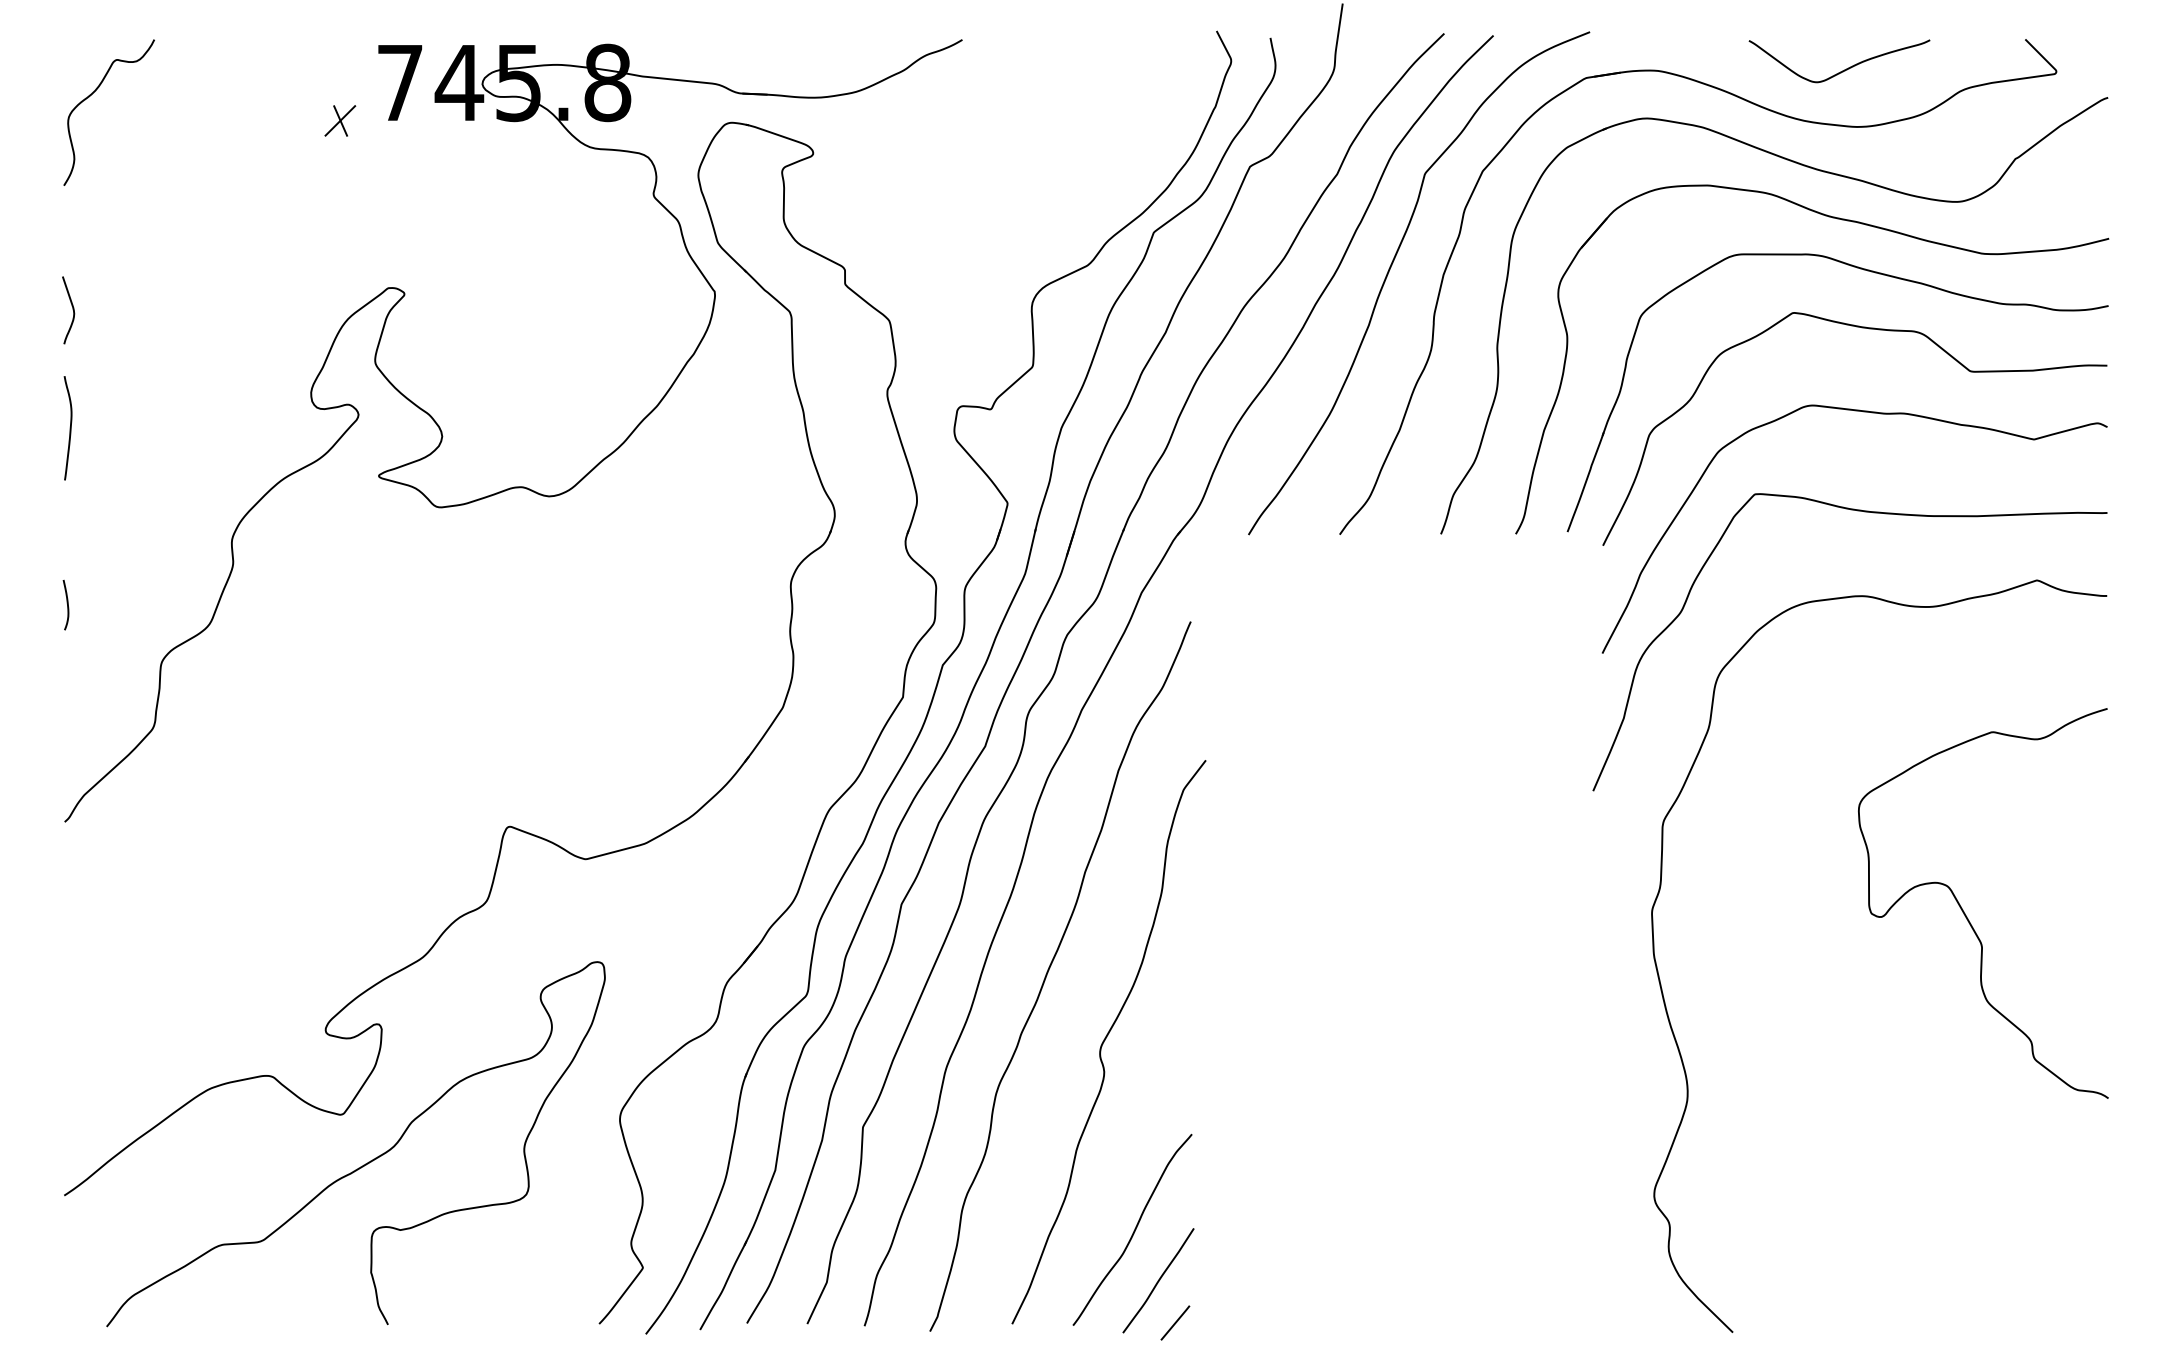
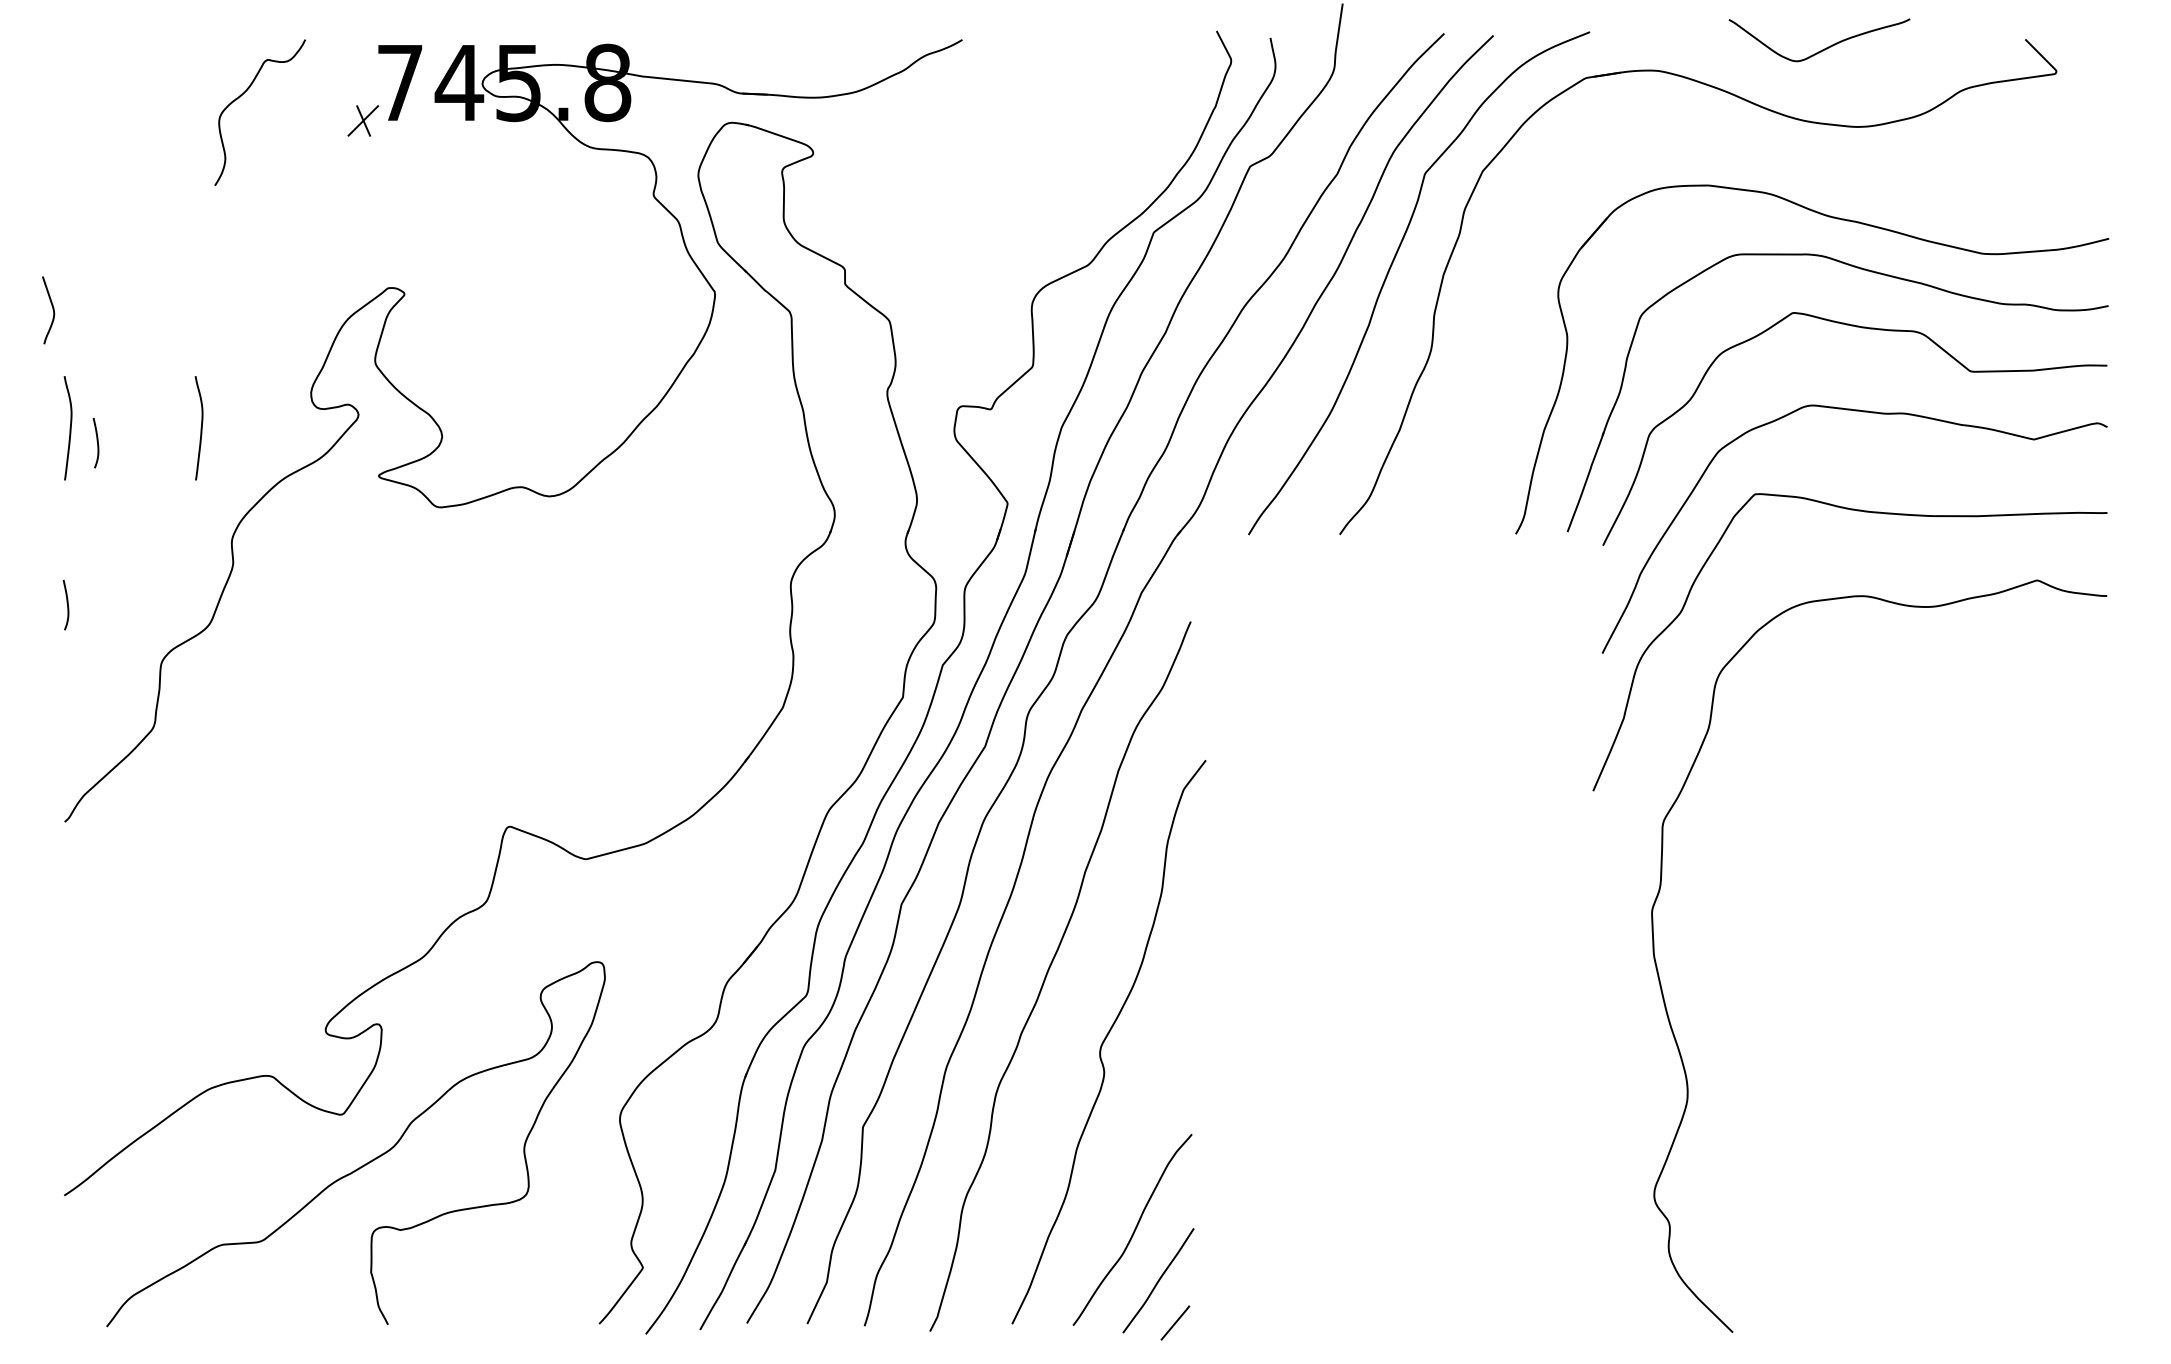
curve position: (1844, 69) -> (1824, 48) (1824, 48)
curve position: (91, 95) -> (242, 95) (242, 95)
part position: (340, 120) -> (363, 120) (363, 120)
part: present -> none (1819, 171)
curve position: (72, 309) -> (52, 309) (52, 309)
curve: none -> present (200, 428)
curve: none -> present (97, 443)
curve: present -> none (1965, 913)
